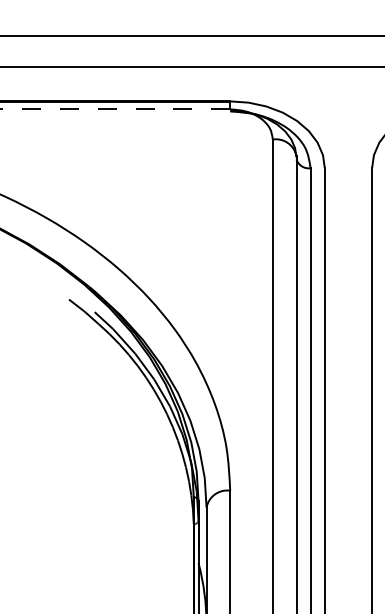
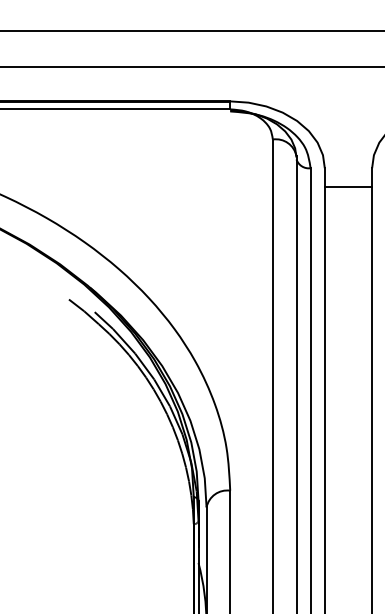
line position: (191, 35) -> (191, 30) (191, 30)
line: dashed -> solid (115, 109)
line: none -> present (348, 186)
